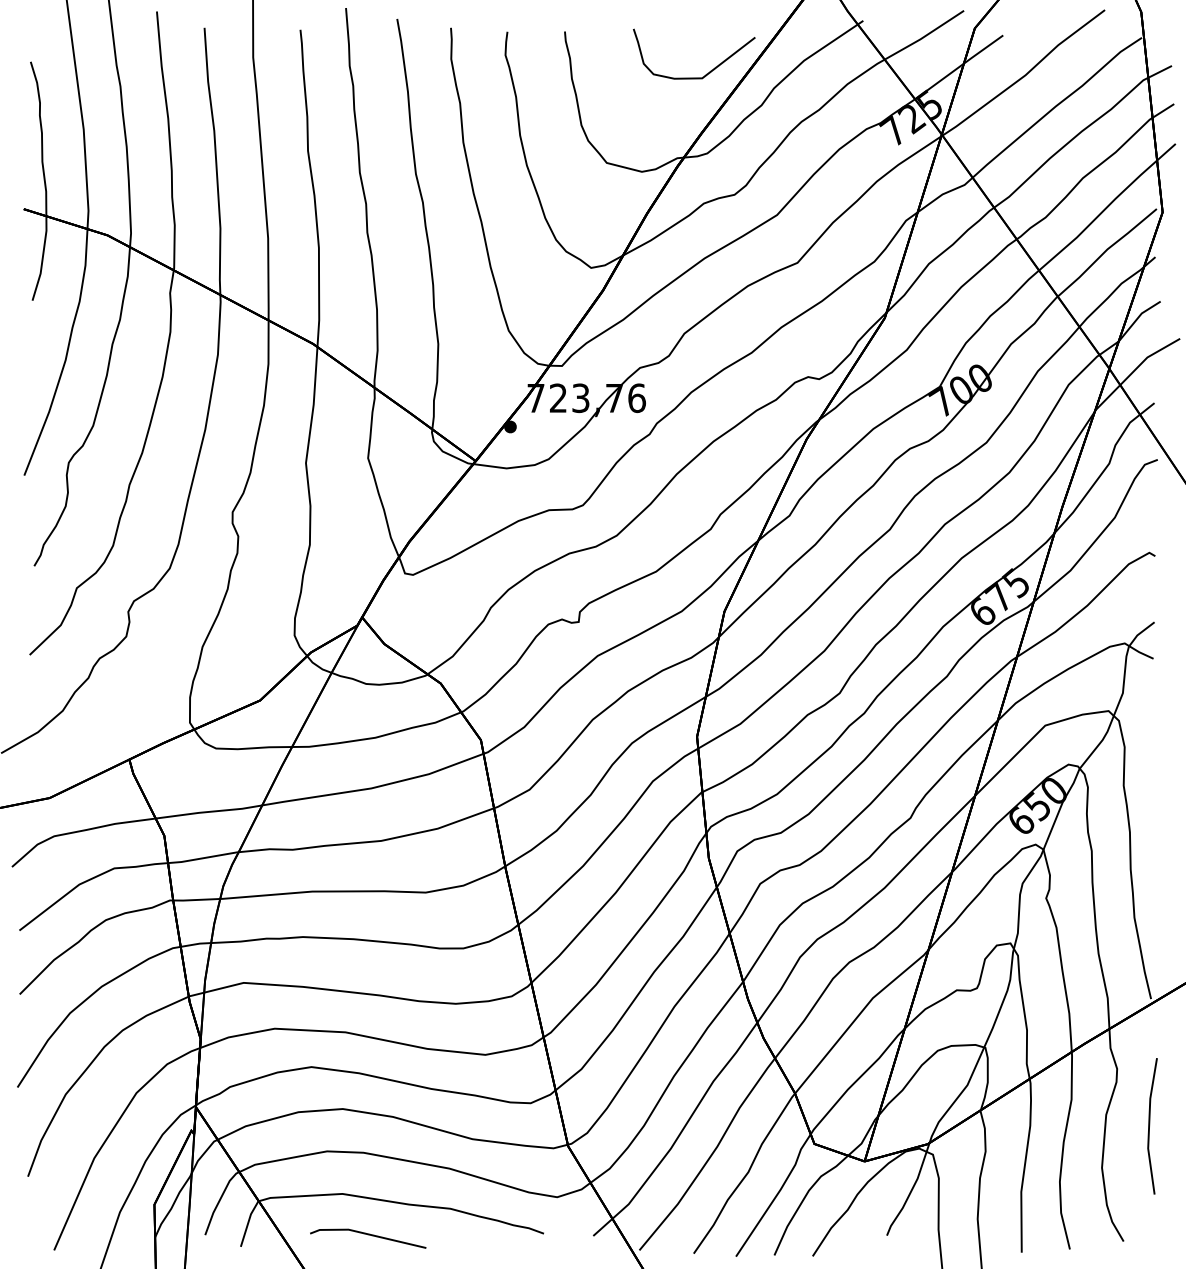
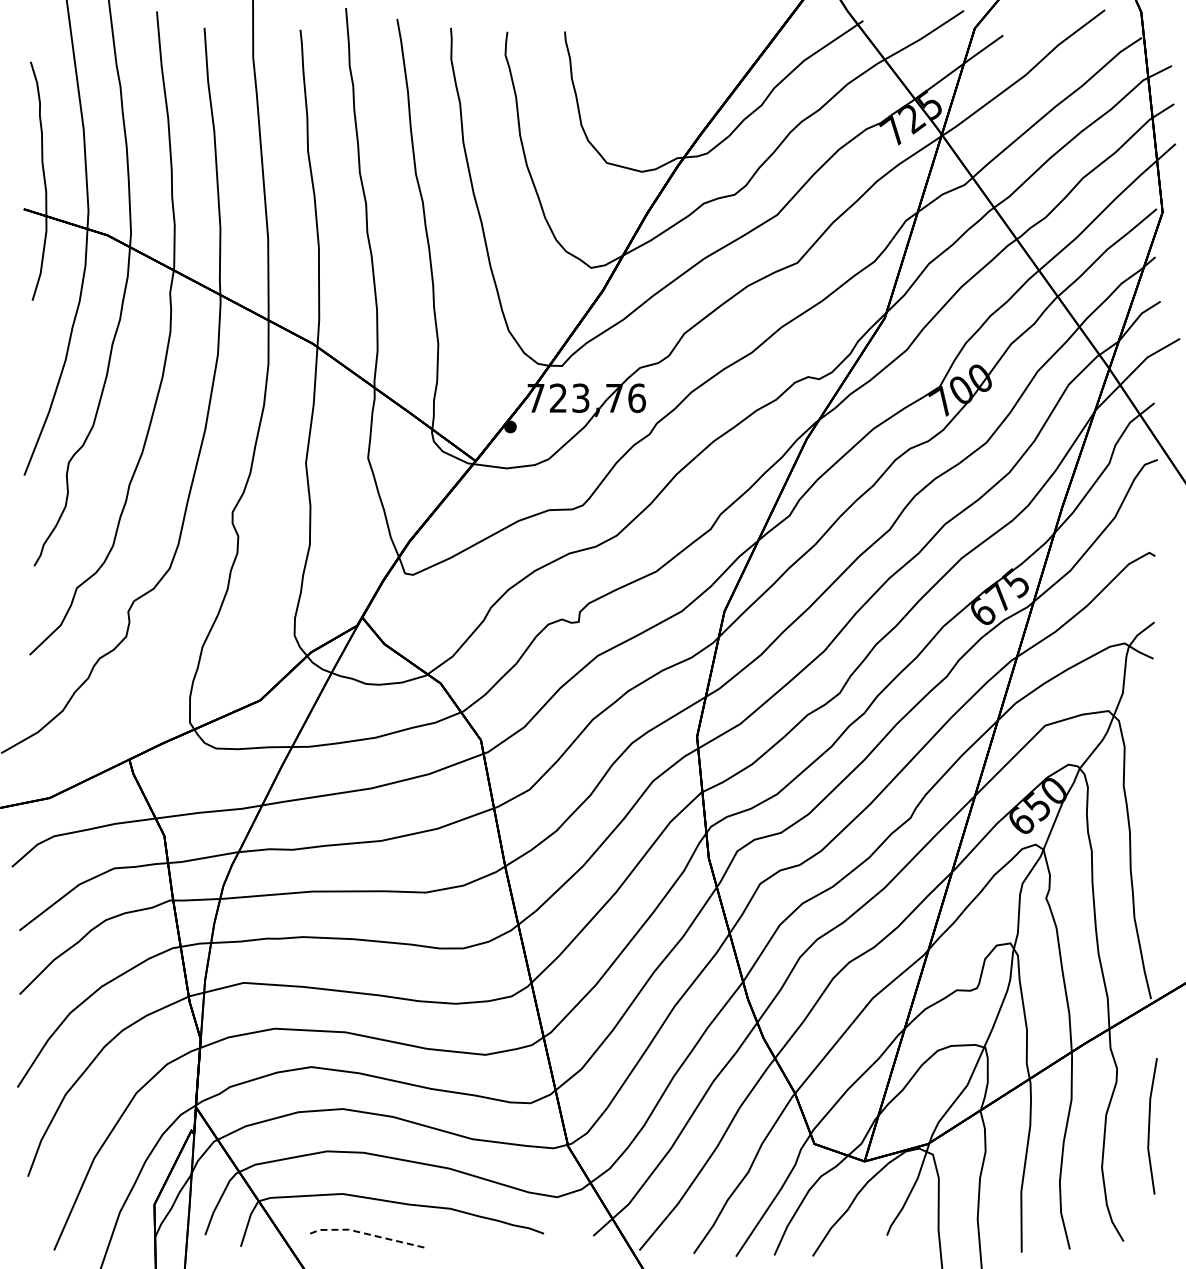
curve: present -> none (706, 73)
line: solid -> dashed (367, 1234)
